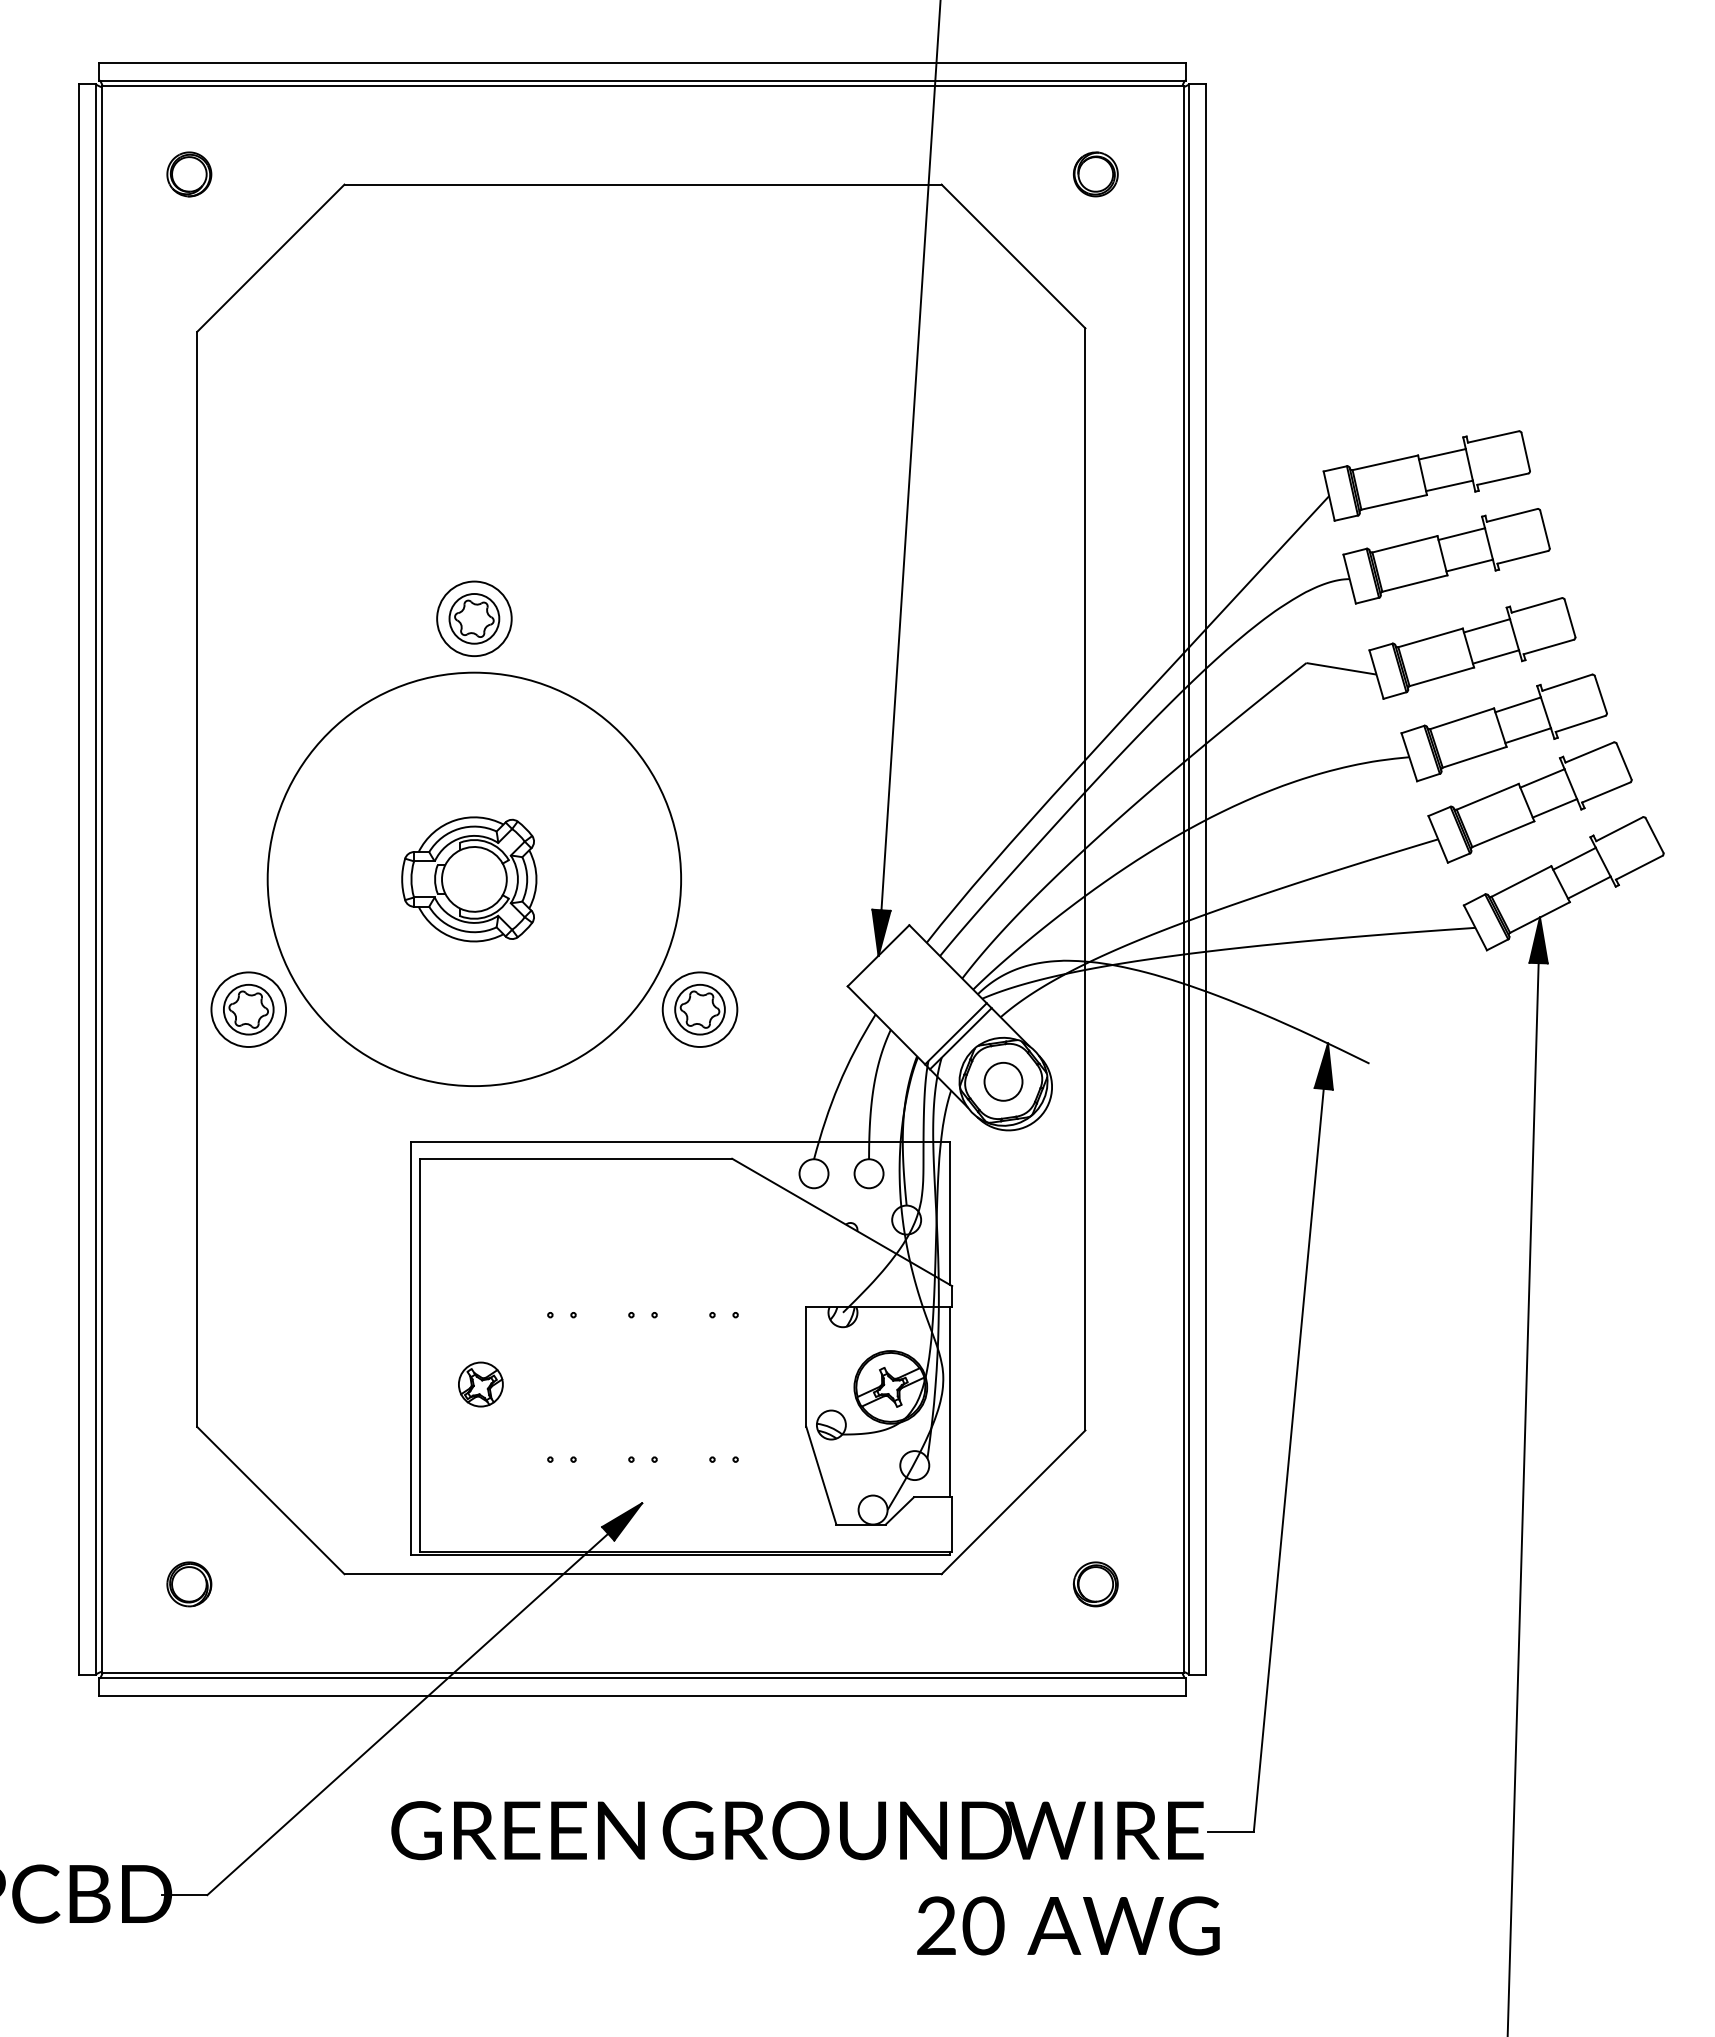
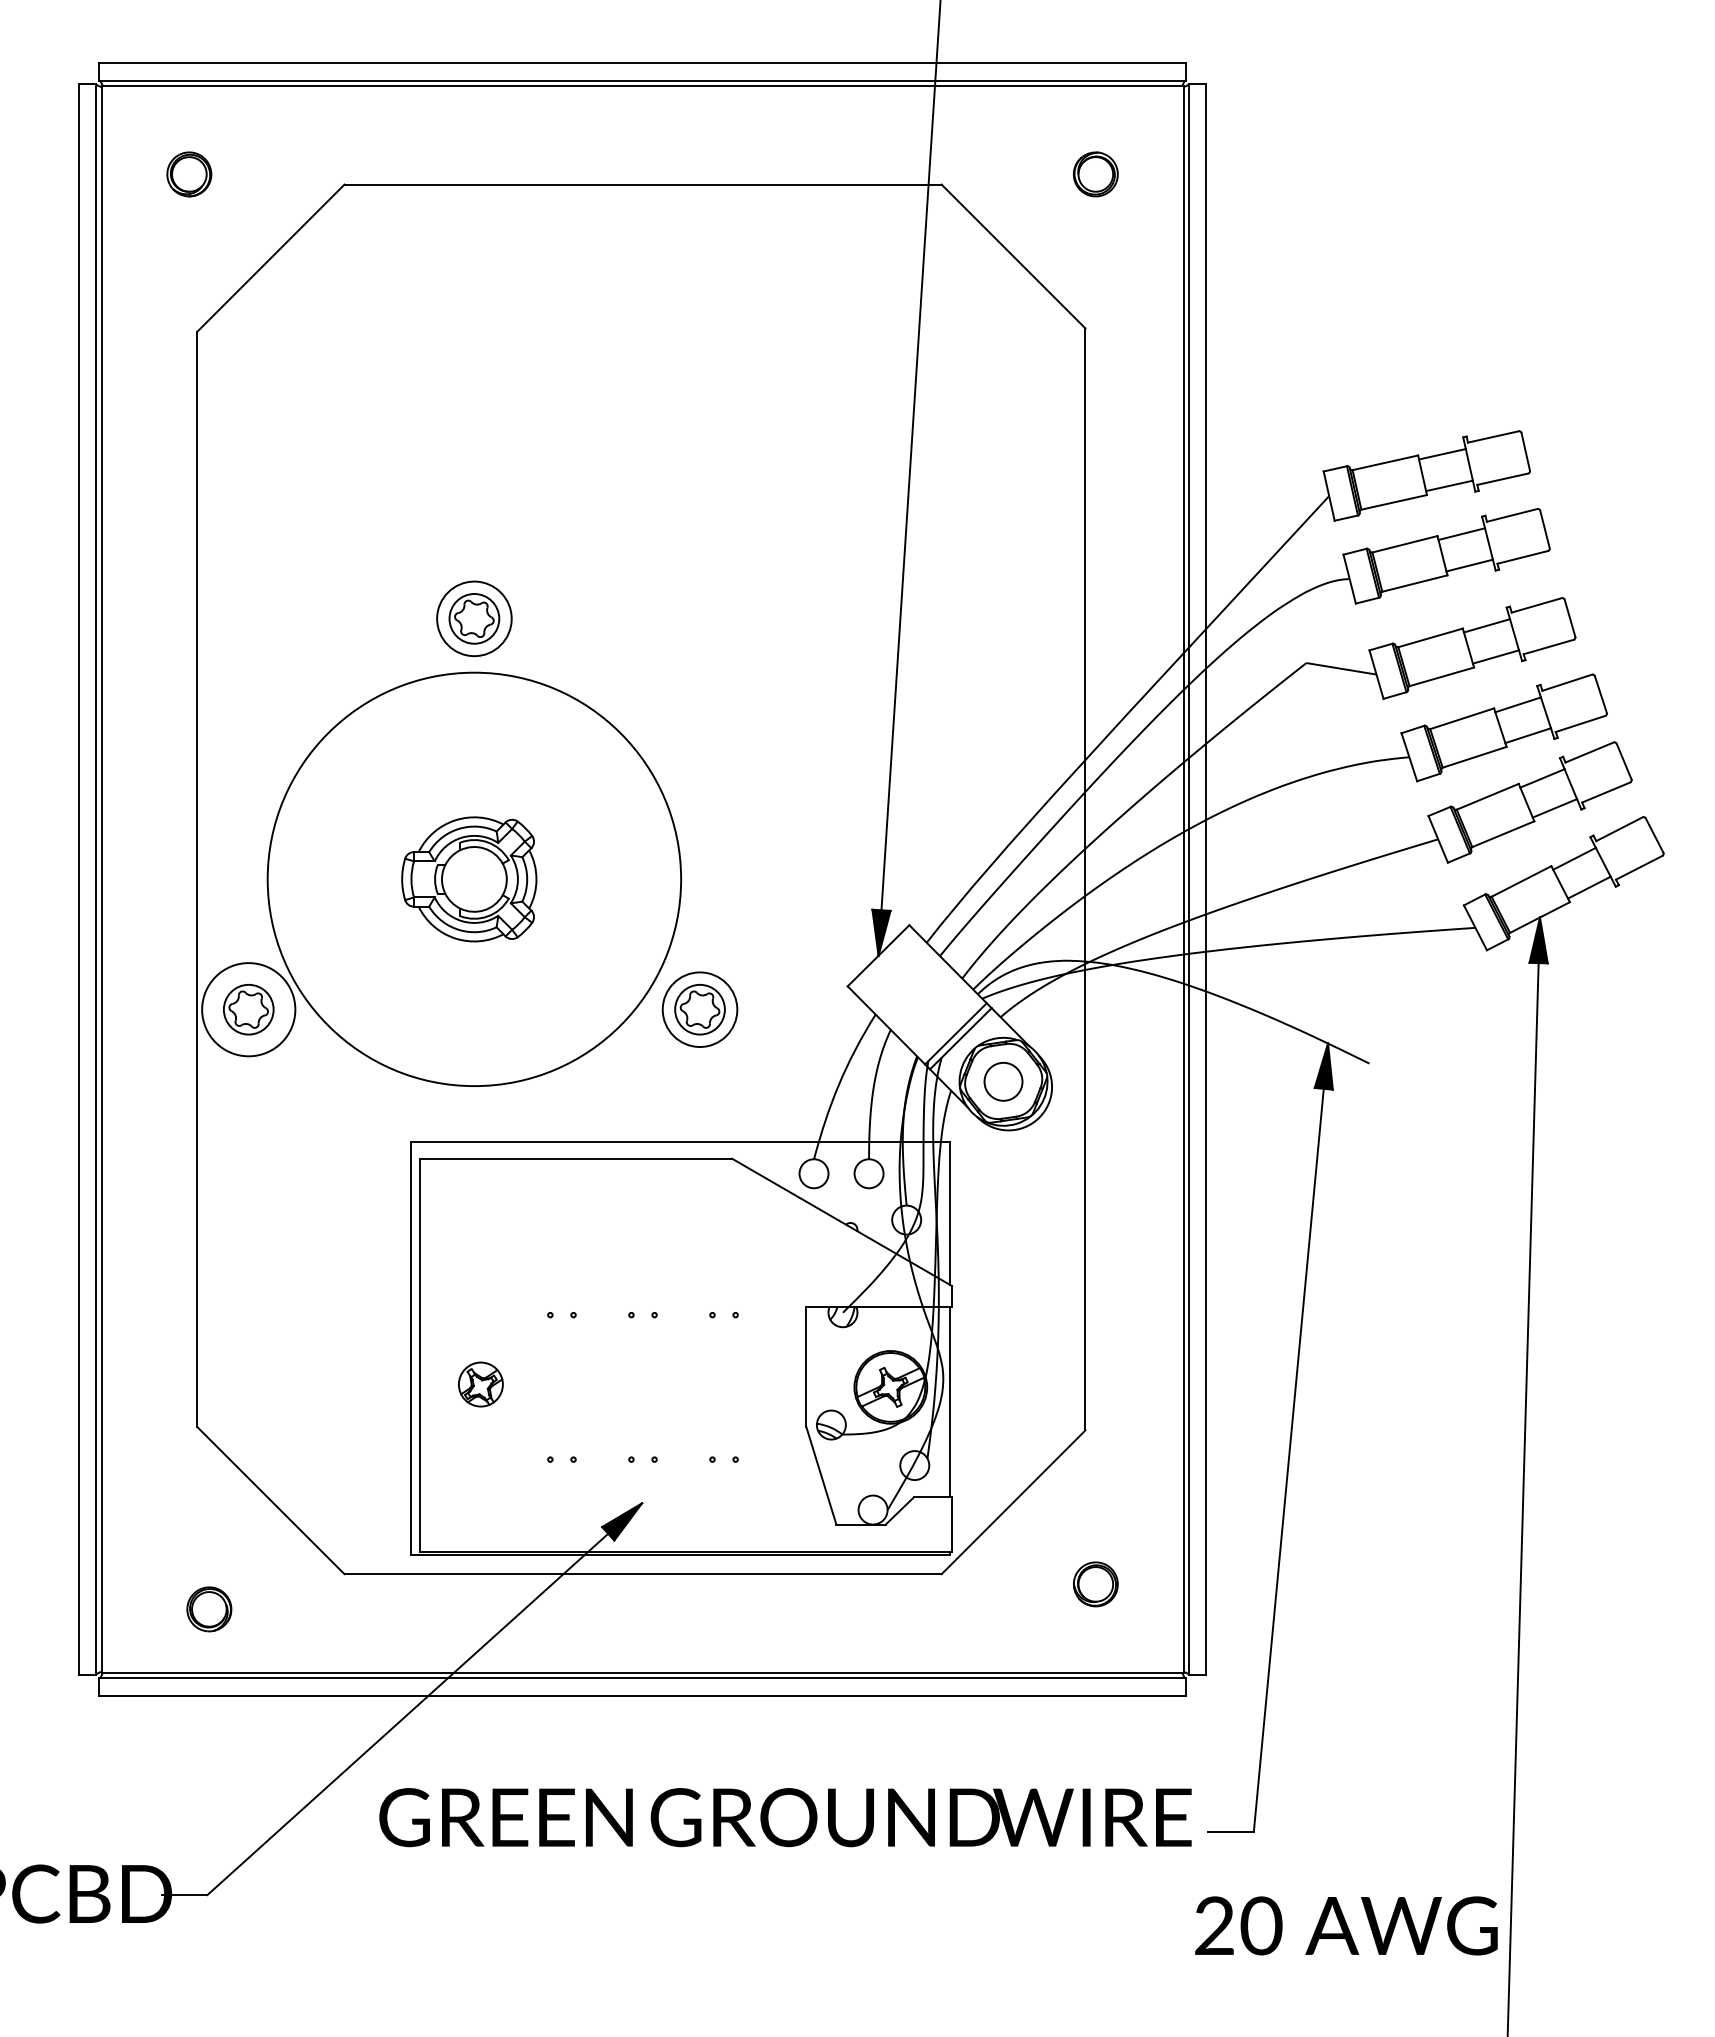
circle diameter: 75 px -> 93 px (248, 1009)
part position: (189, 1584) -> (209, 1609) (209, 1609)
text position: (797, 1830) -> (785, 1817) (785, 1817)
text position: (1068, 1925) -> (1346, 1925) (1346, 1925)
